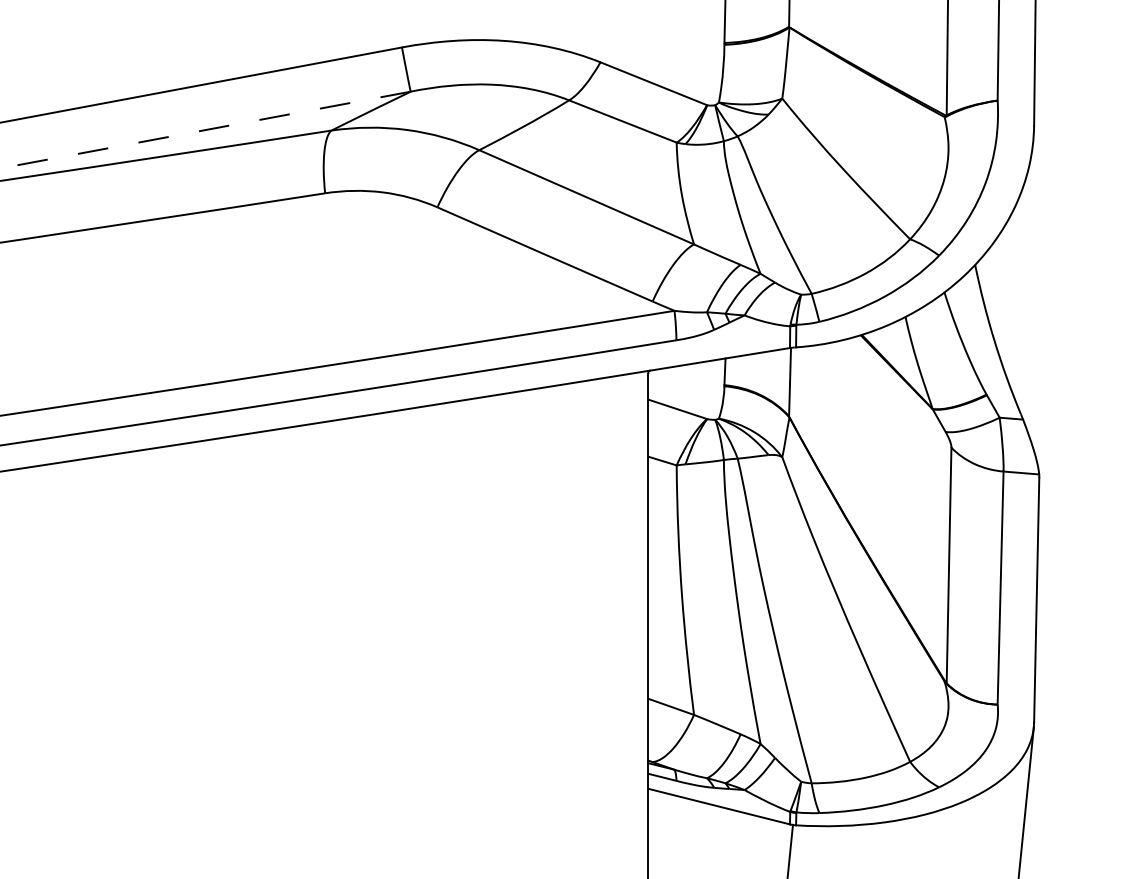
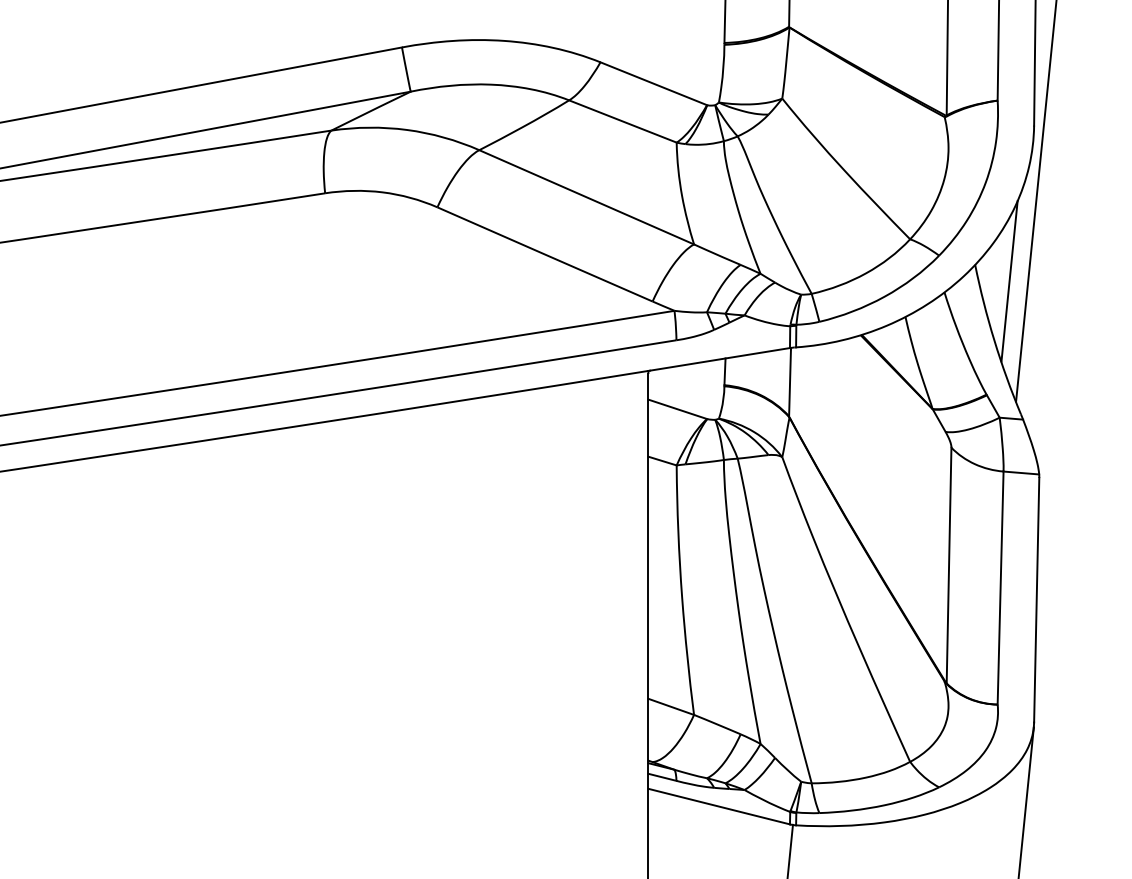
line: dashed -> solid (205, 130)
line: none -> present (1036, 201)
line: none -> present (1009, 280)
